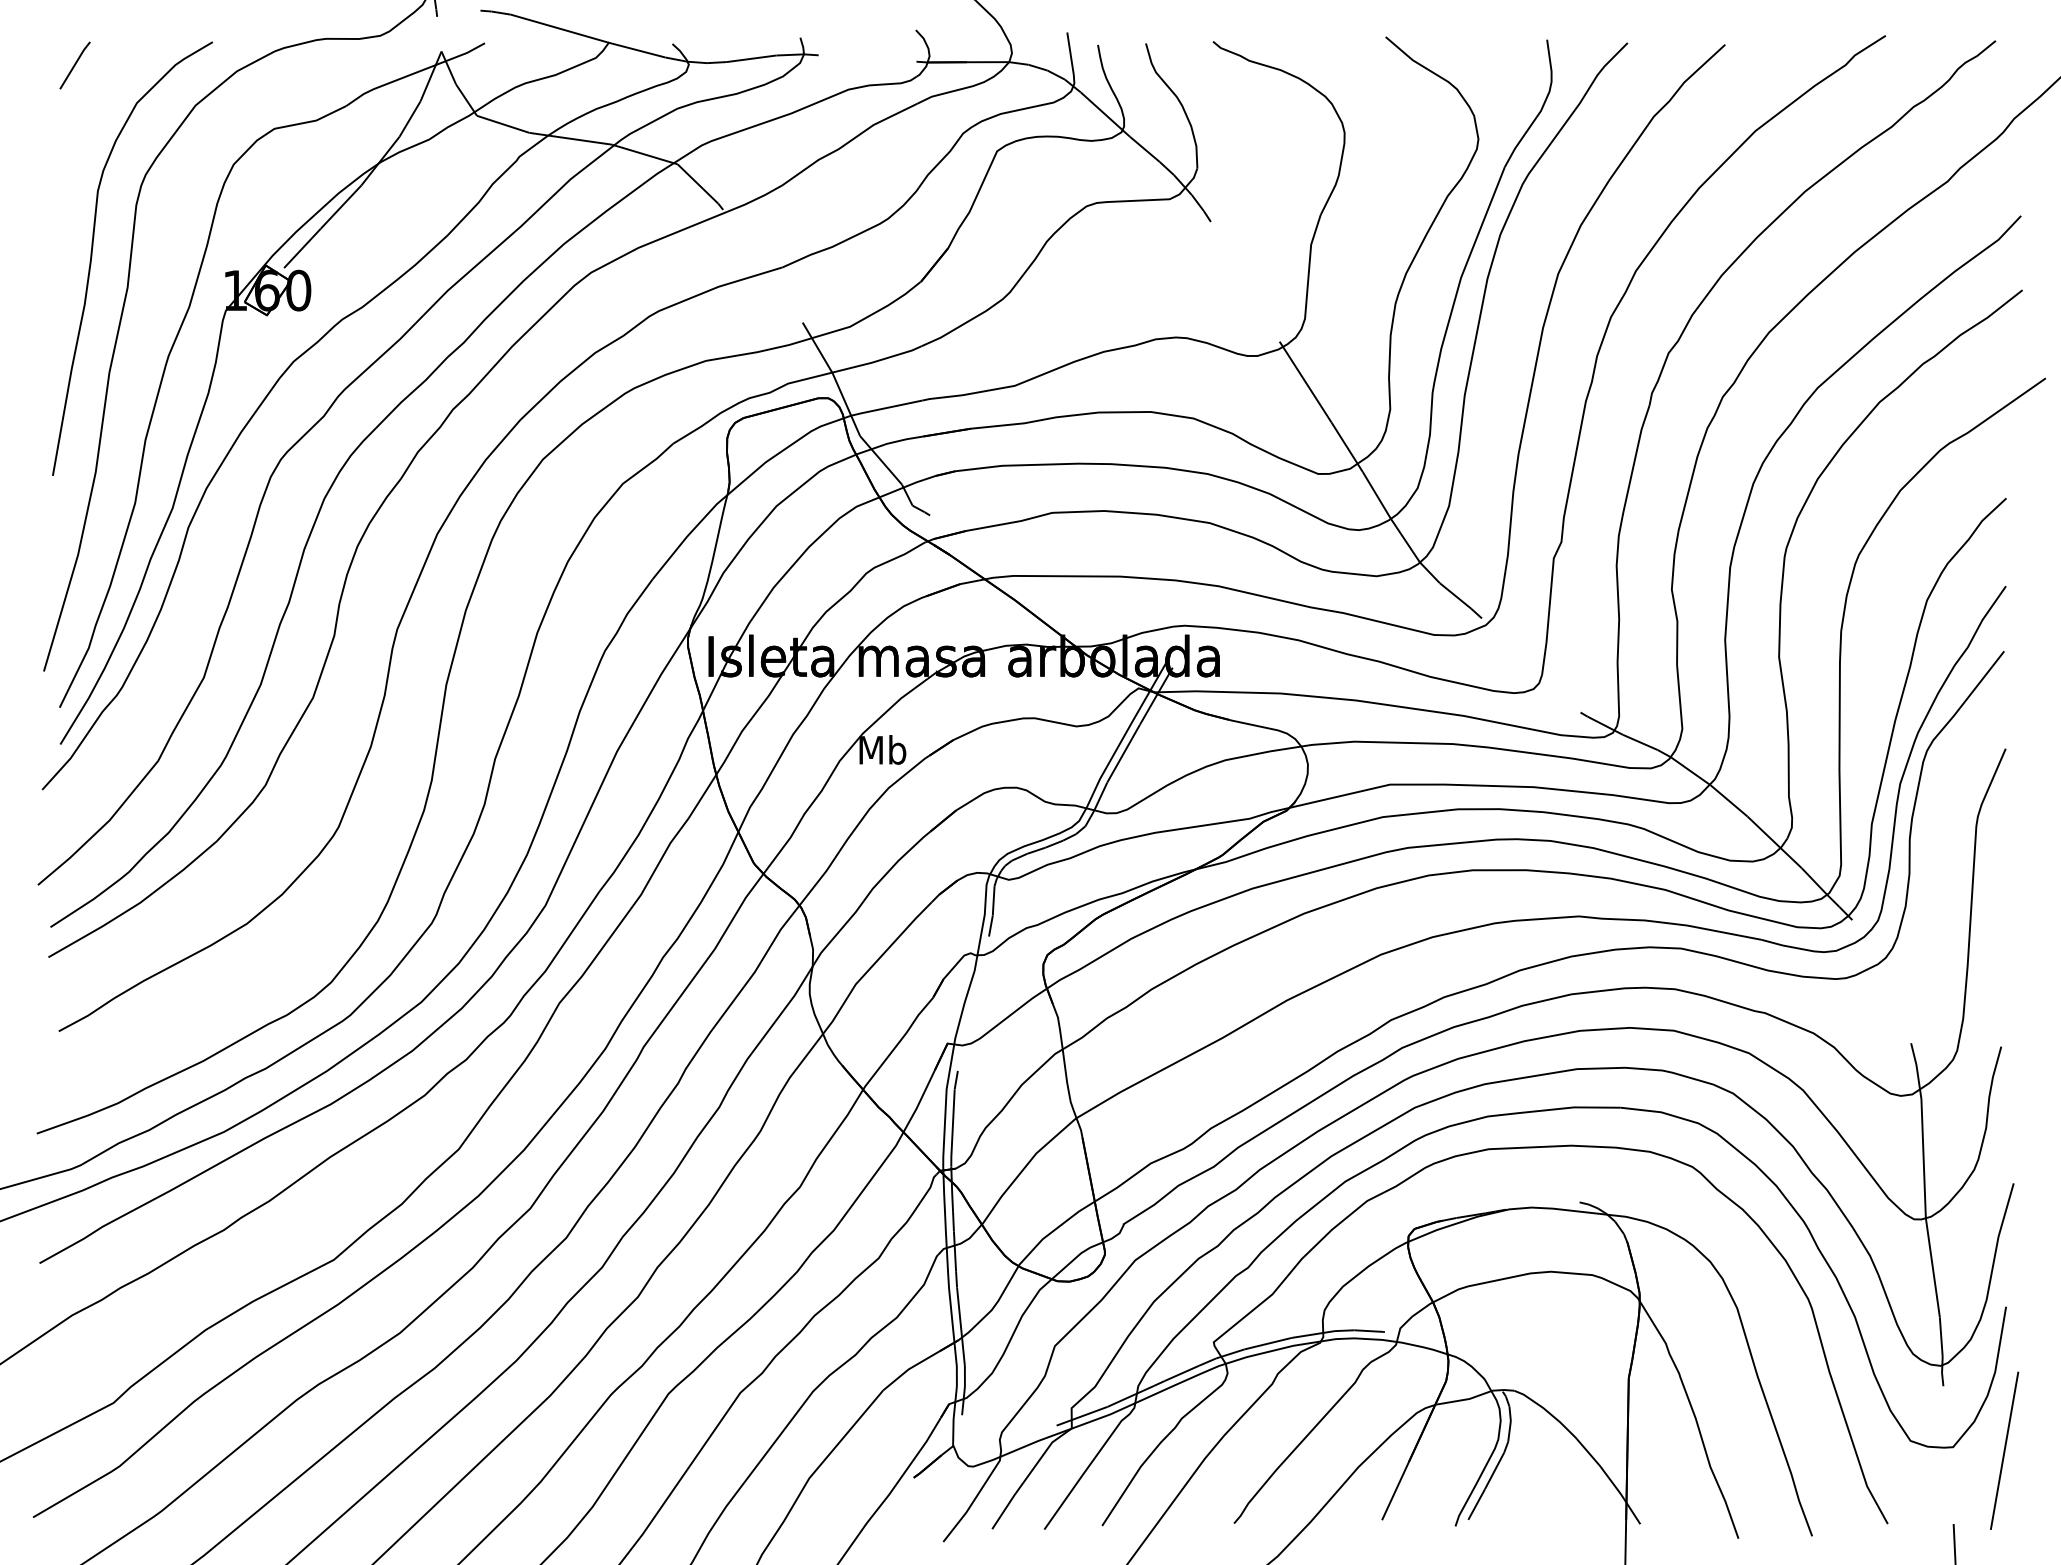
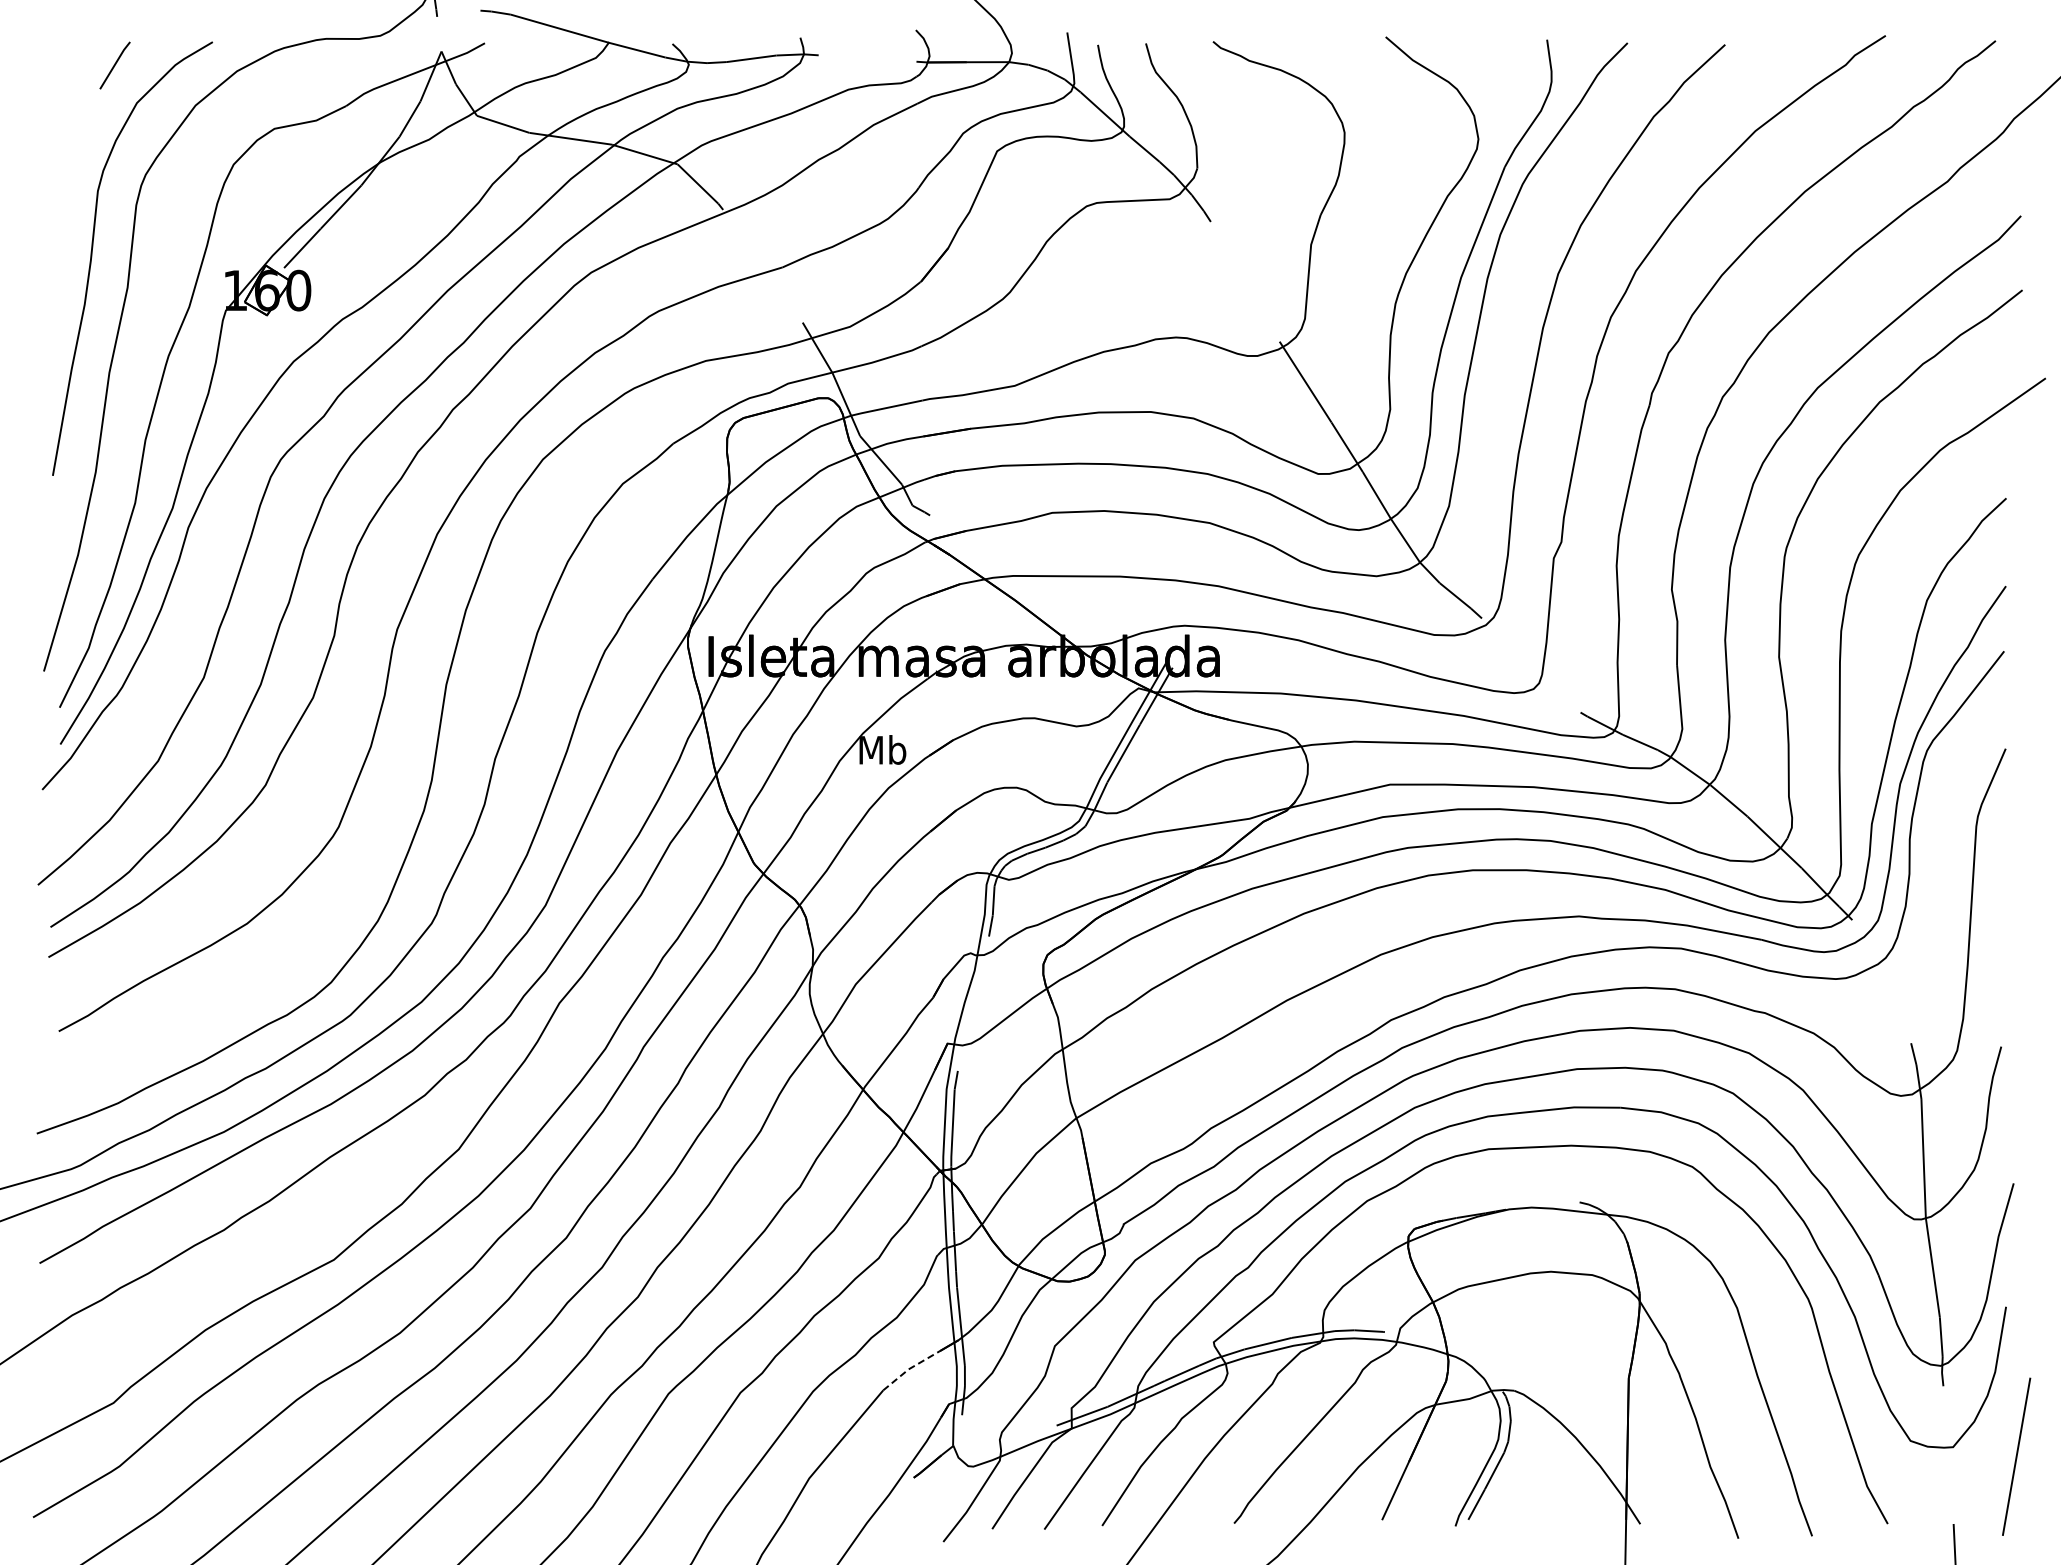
line position: (74, 65) -> (114, 65) (114, 65)
line: solid -> dashed (910, 1368)
line position: (2004, 1450) -> (2016, 1456) (2016, 1456)
